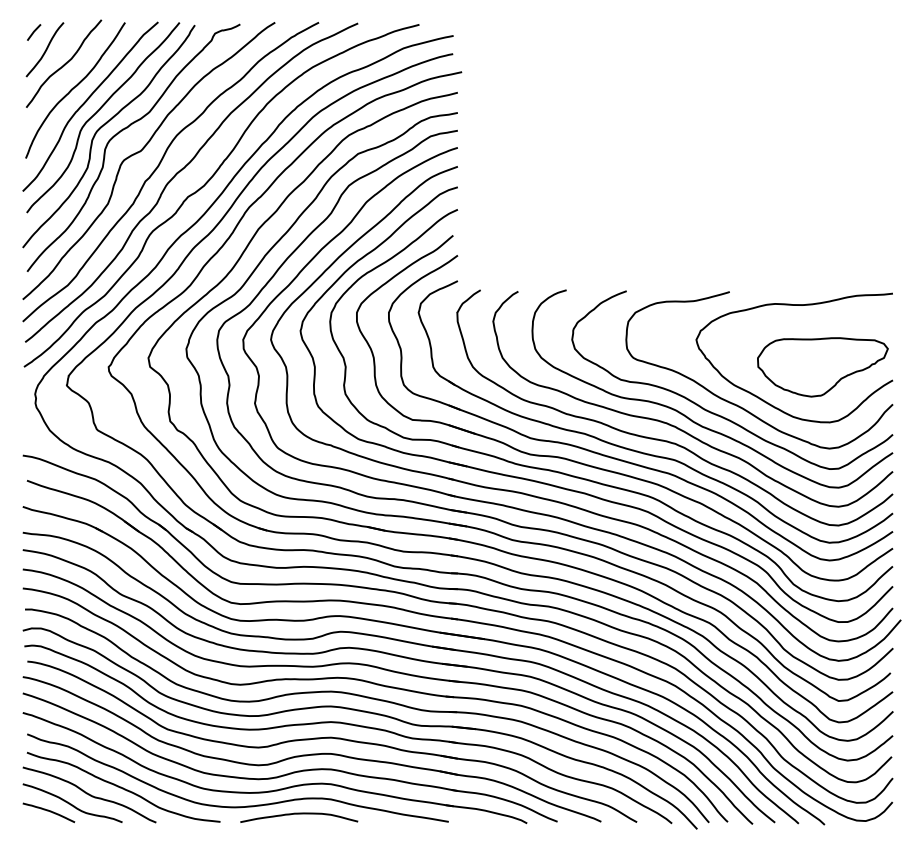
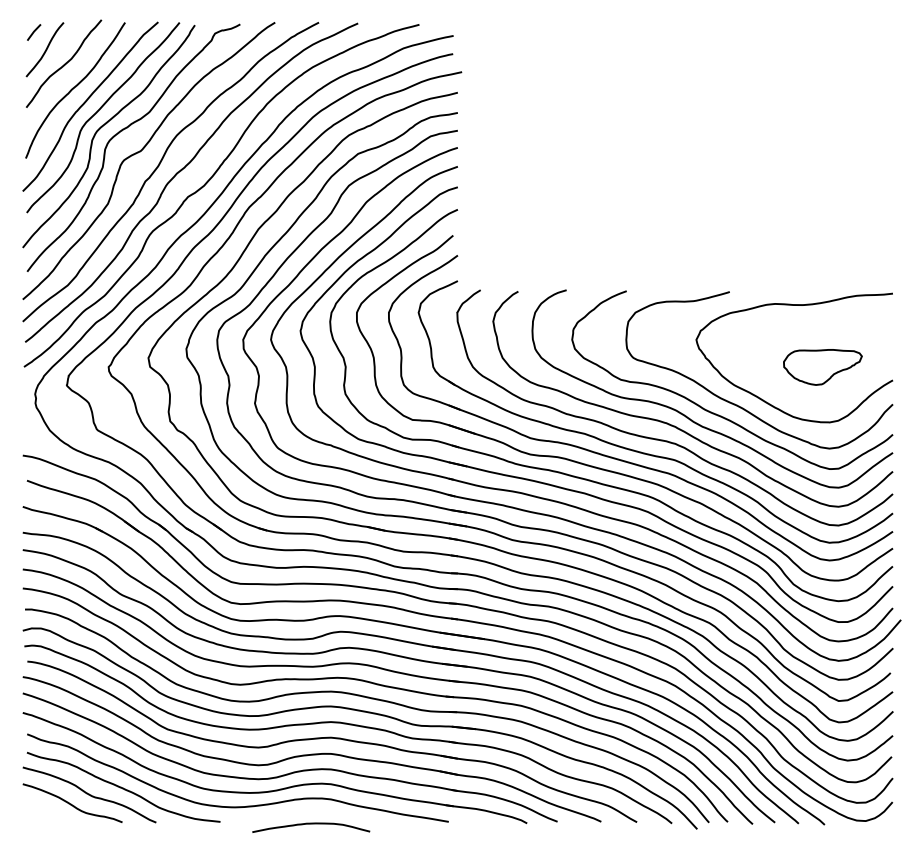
part size: 132x61 px -> 80x37 px (822, 367)
curve: present -> none (48, 811)
curve position: (299, 814) -> (311, 824) (311, 824)
